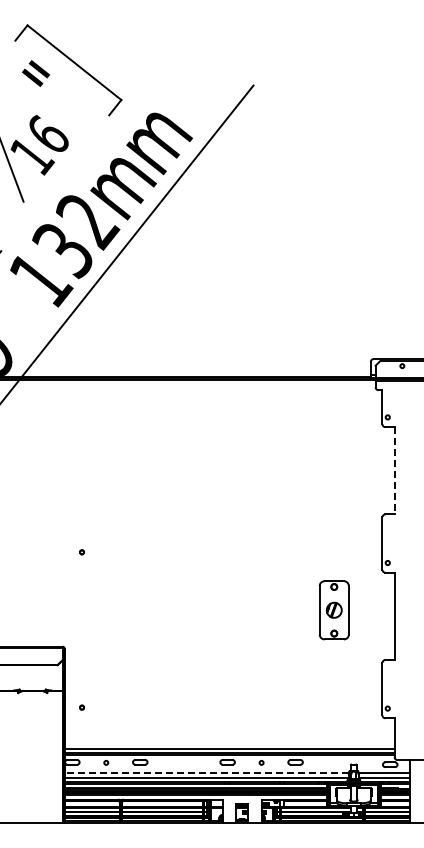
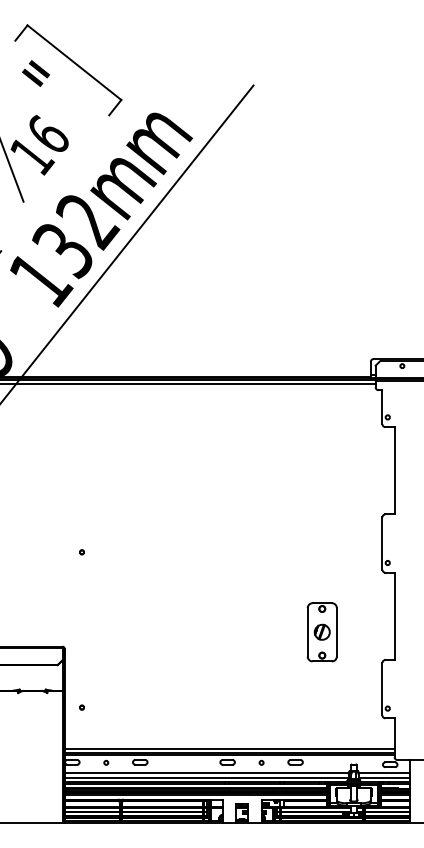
line: none -> present (188, 383)
line: dashed -> solid (394, 470)
part position: (333, 610) -> (321, 632) (321, 632)
line: dashed -> solid (206, 772)
